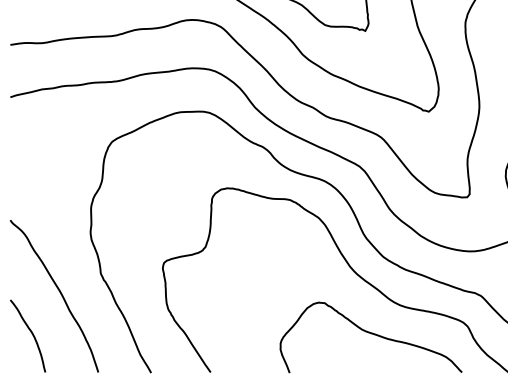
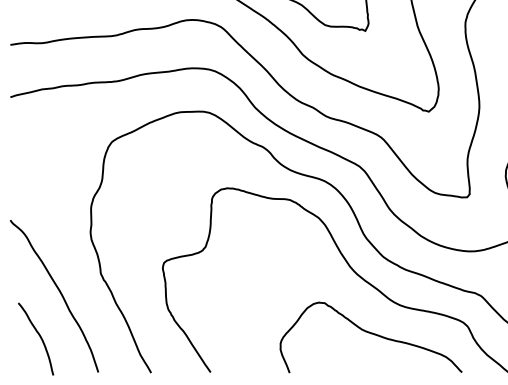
curve position: (31, 334) -> (39, 337) (39, 337)
